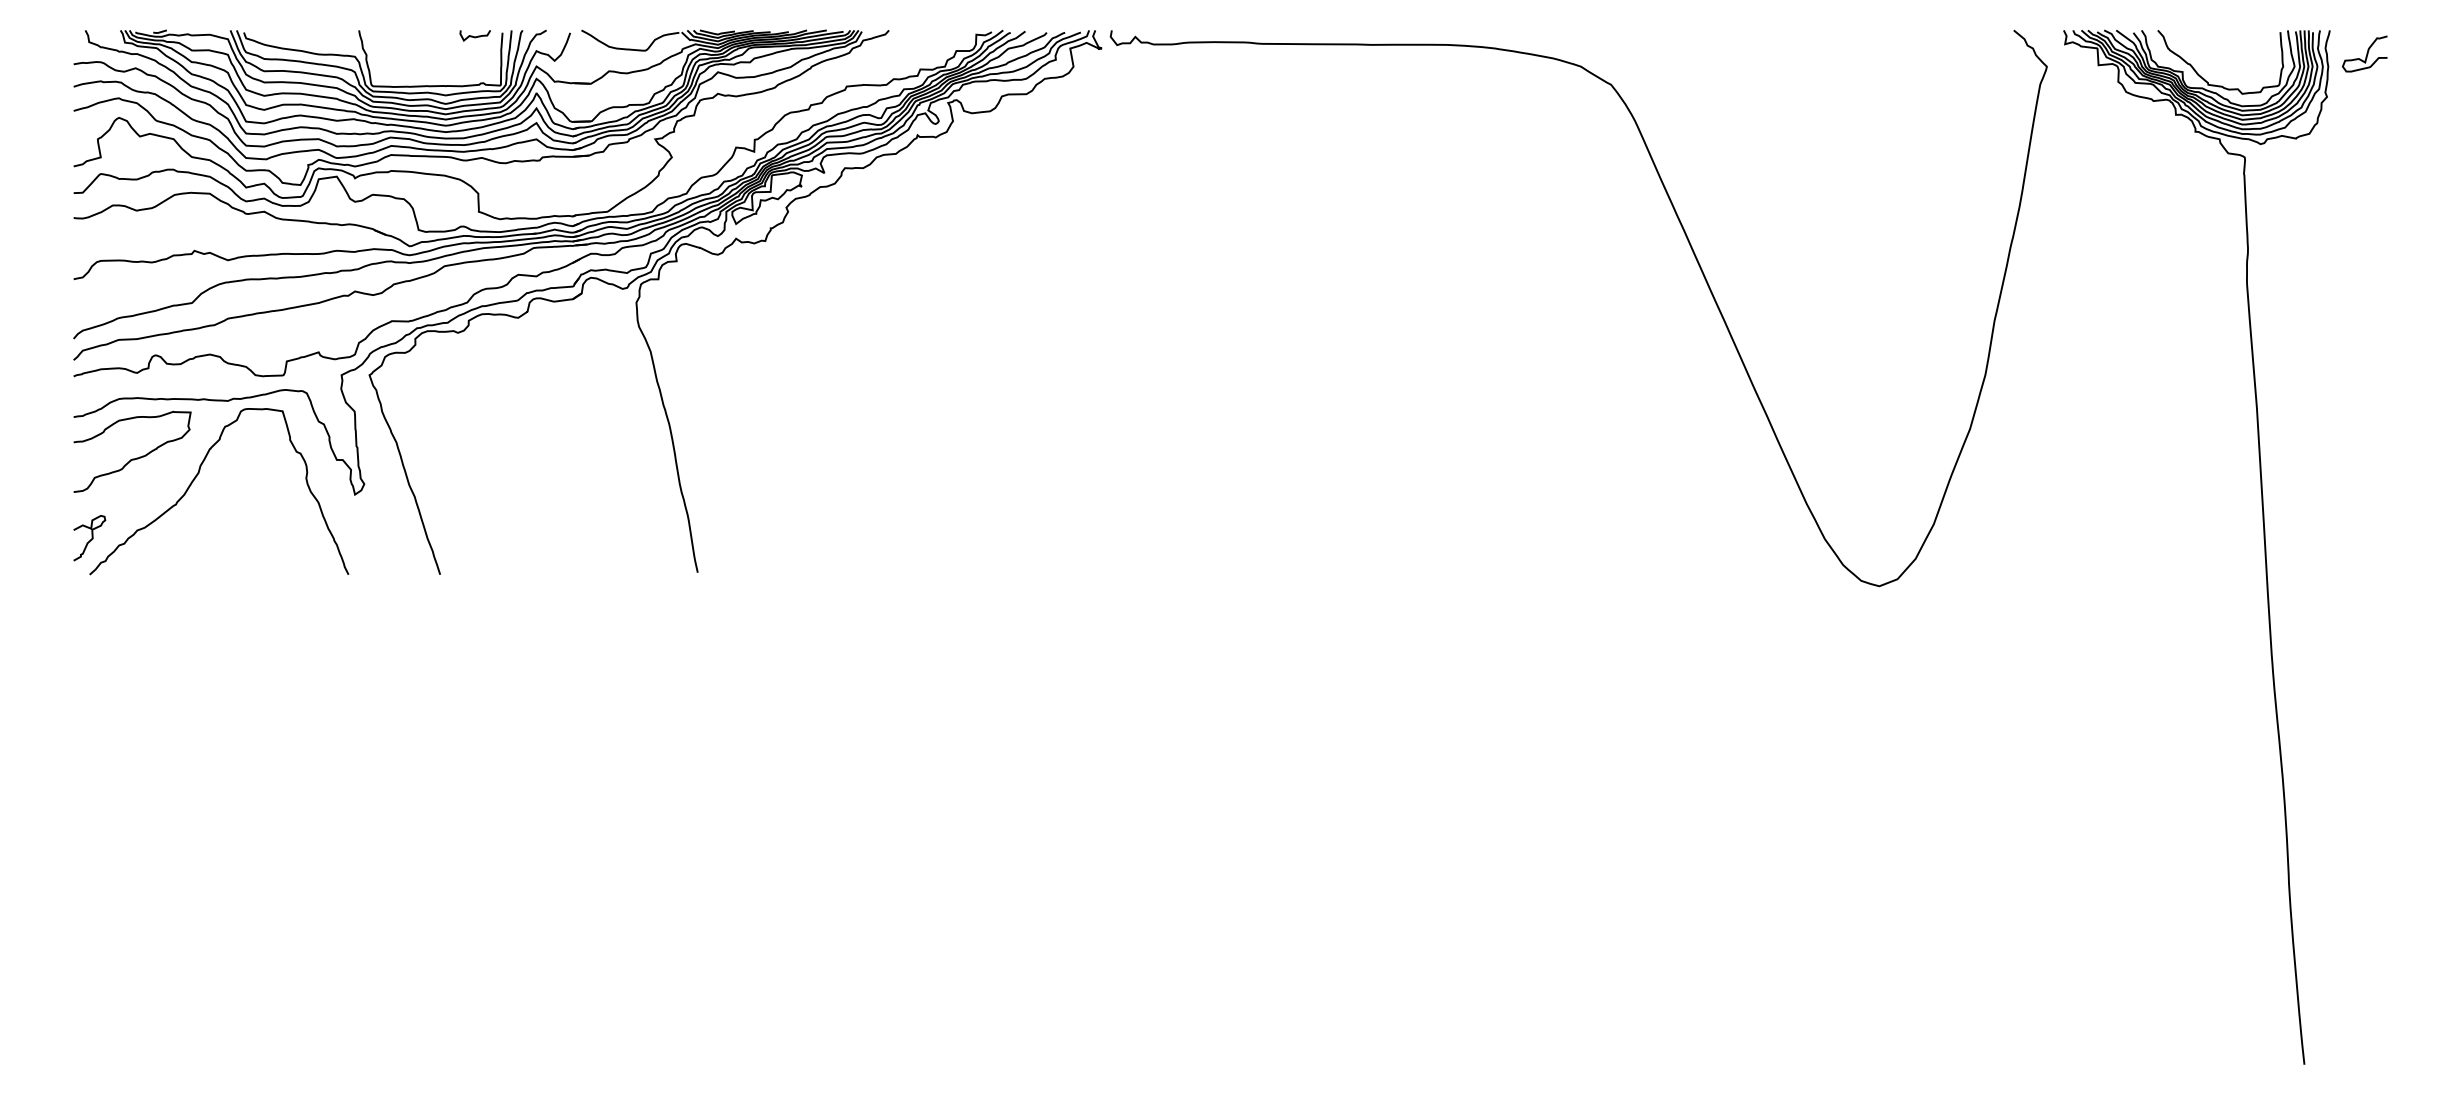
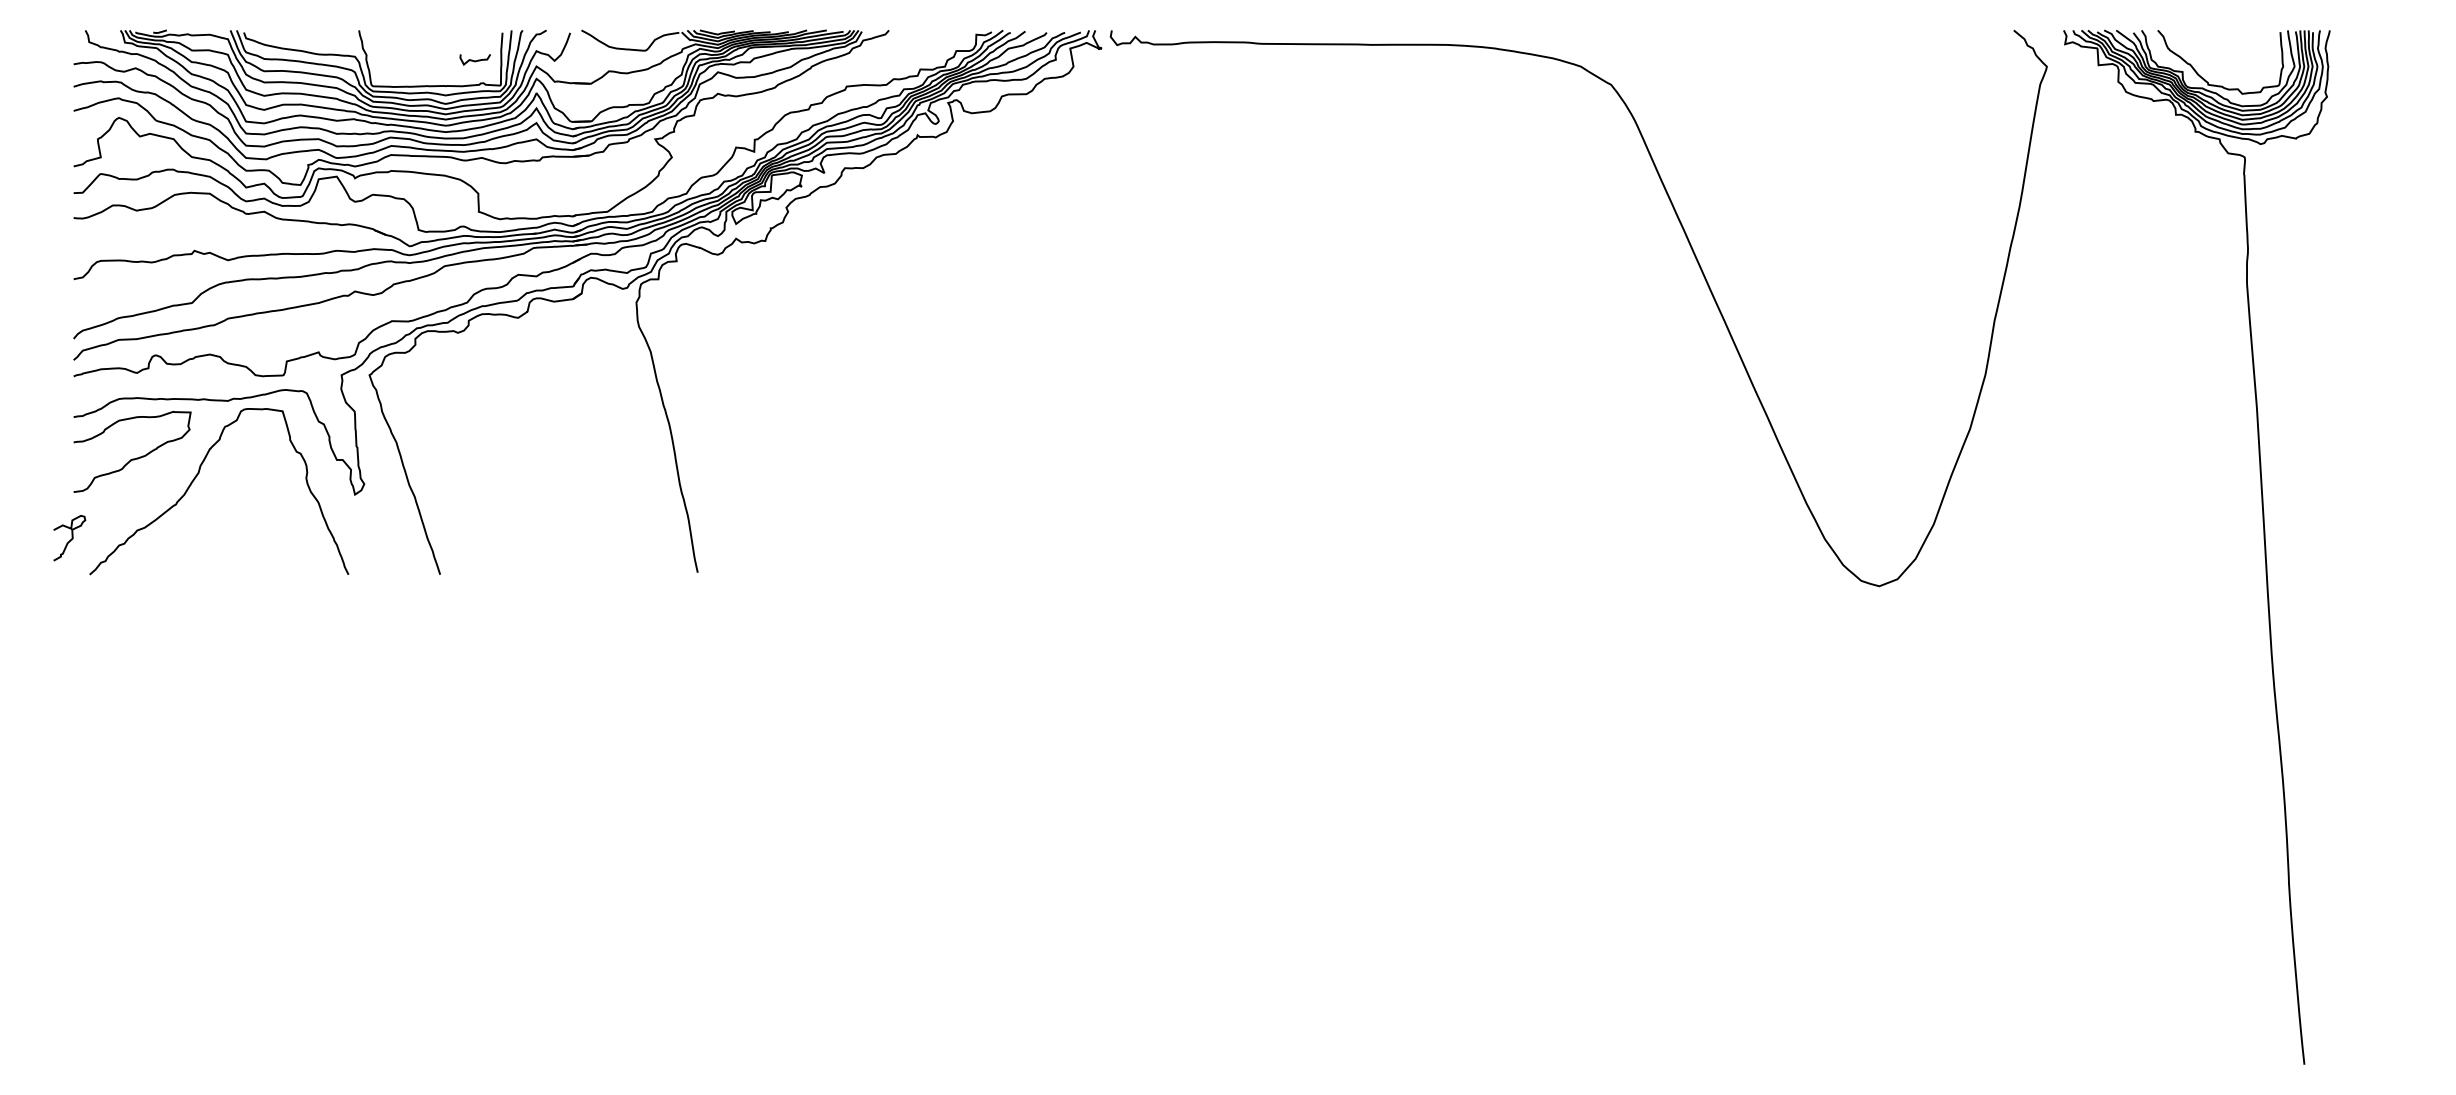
curve position: (474, 36) -> (474, 60) (474, 60)
curve: present -> none (2366, 53)
curve position: (90, 539) -> (70, 539) (70, 539)
